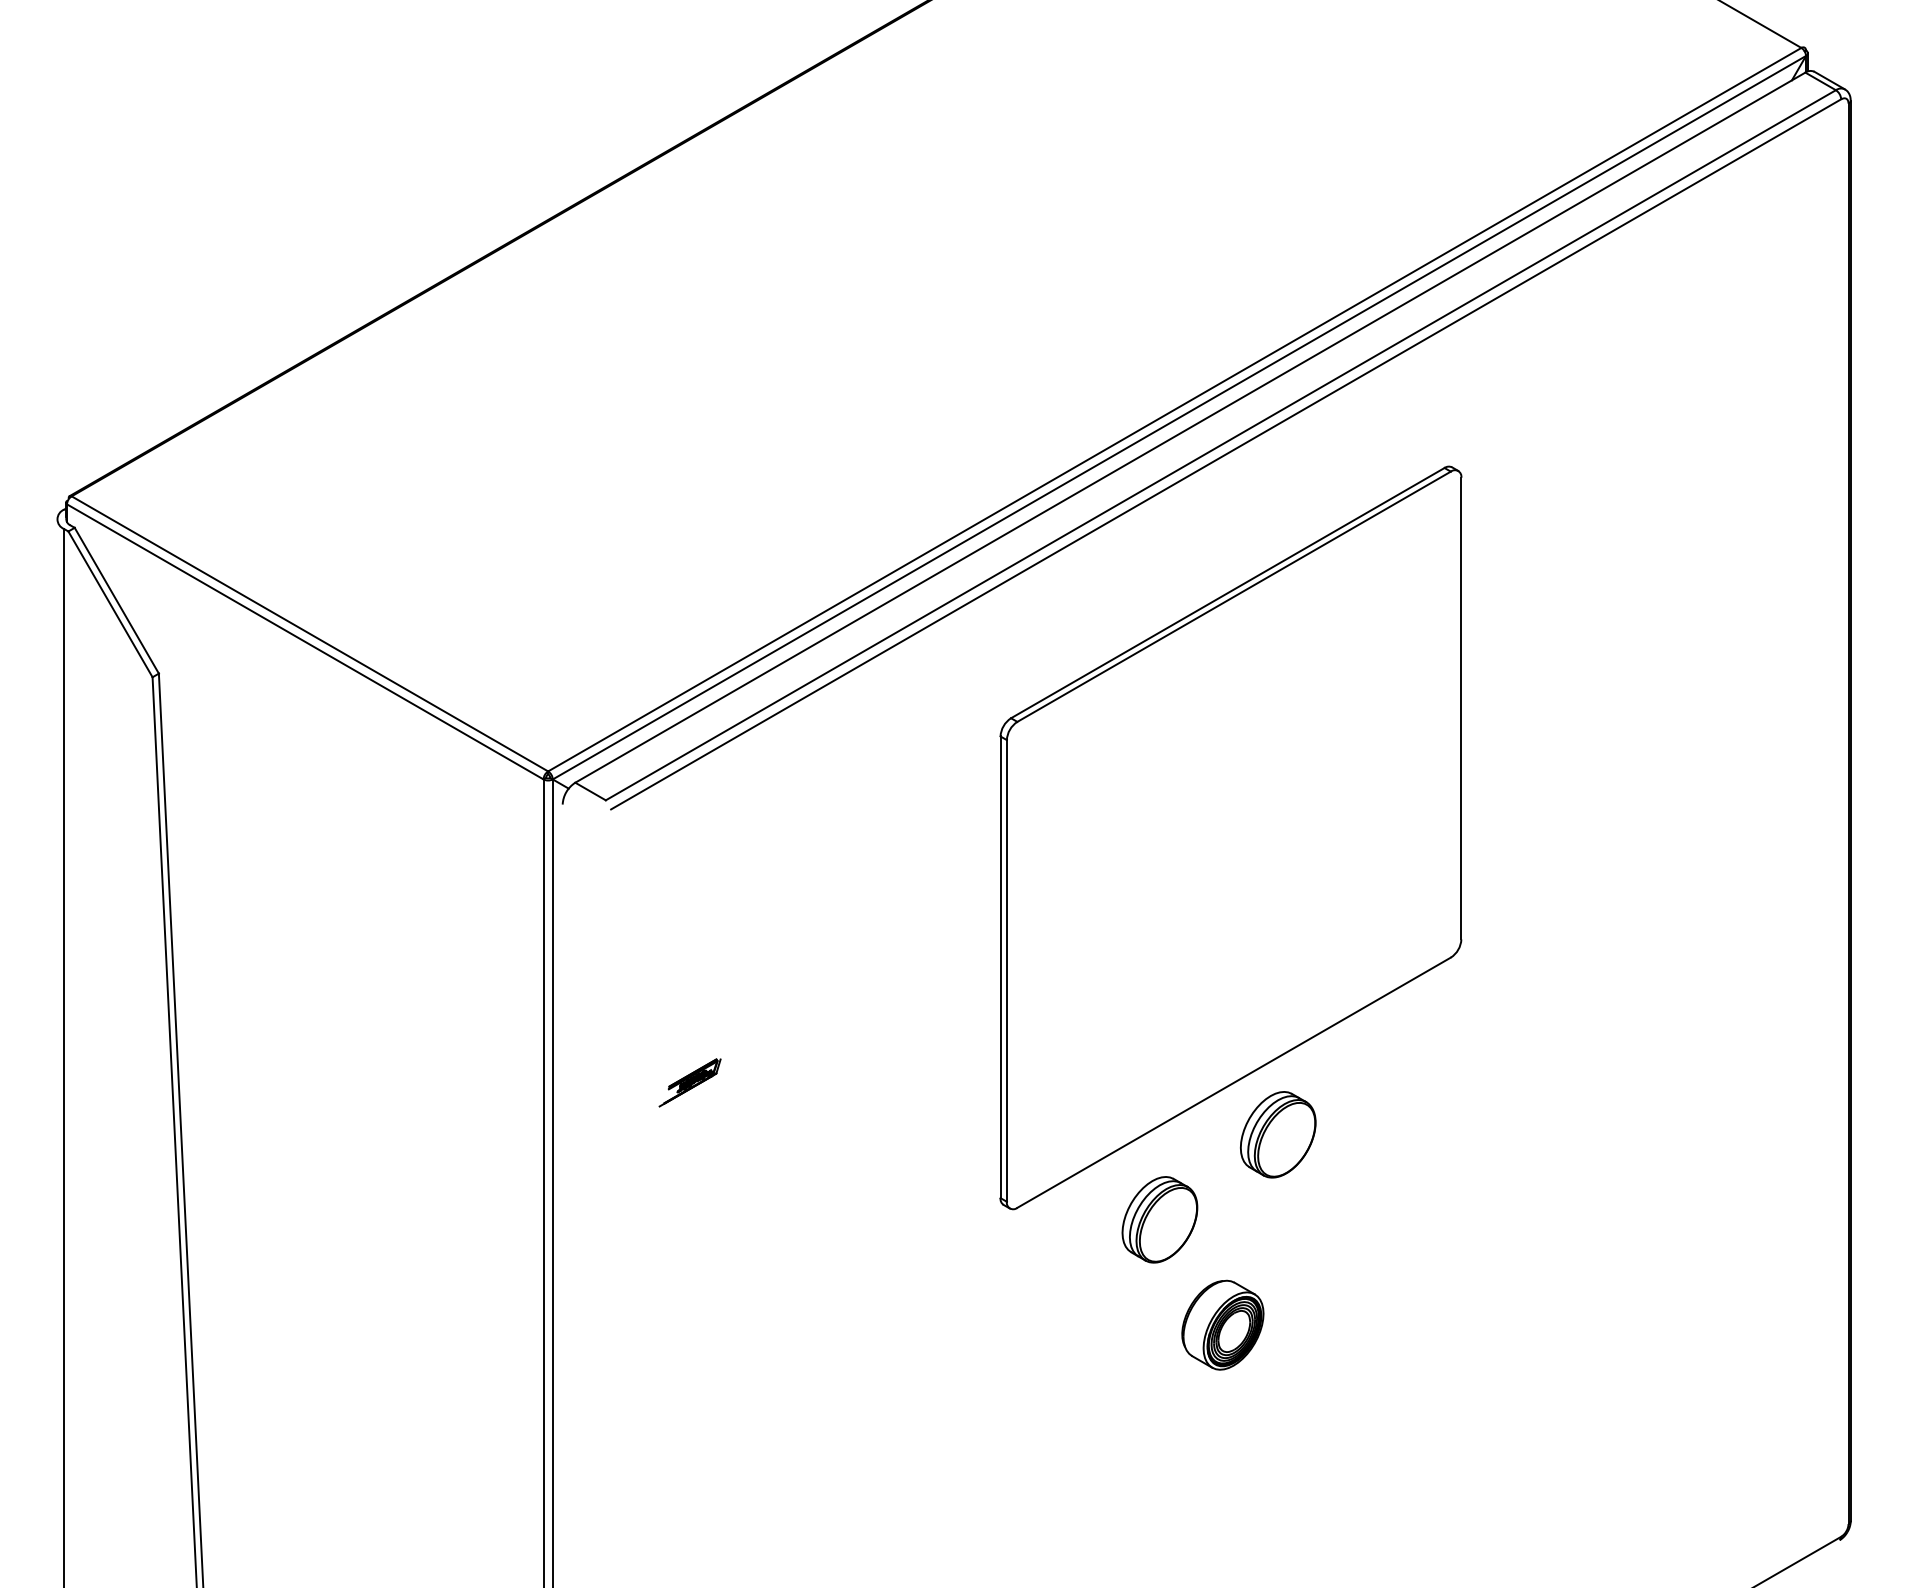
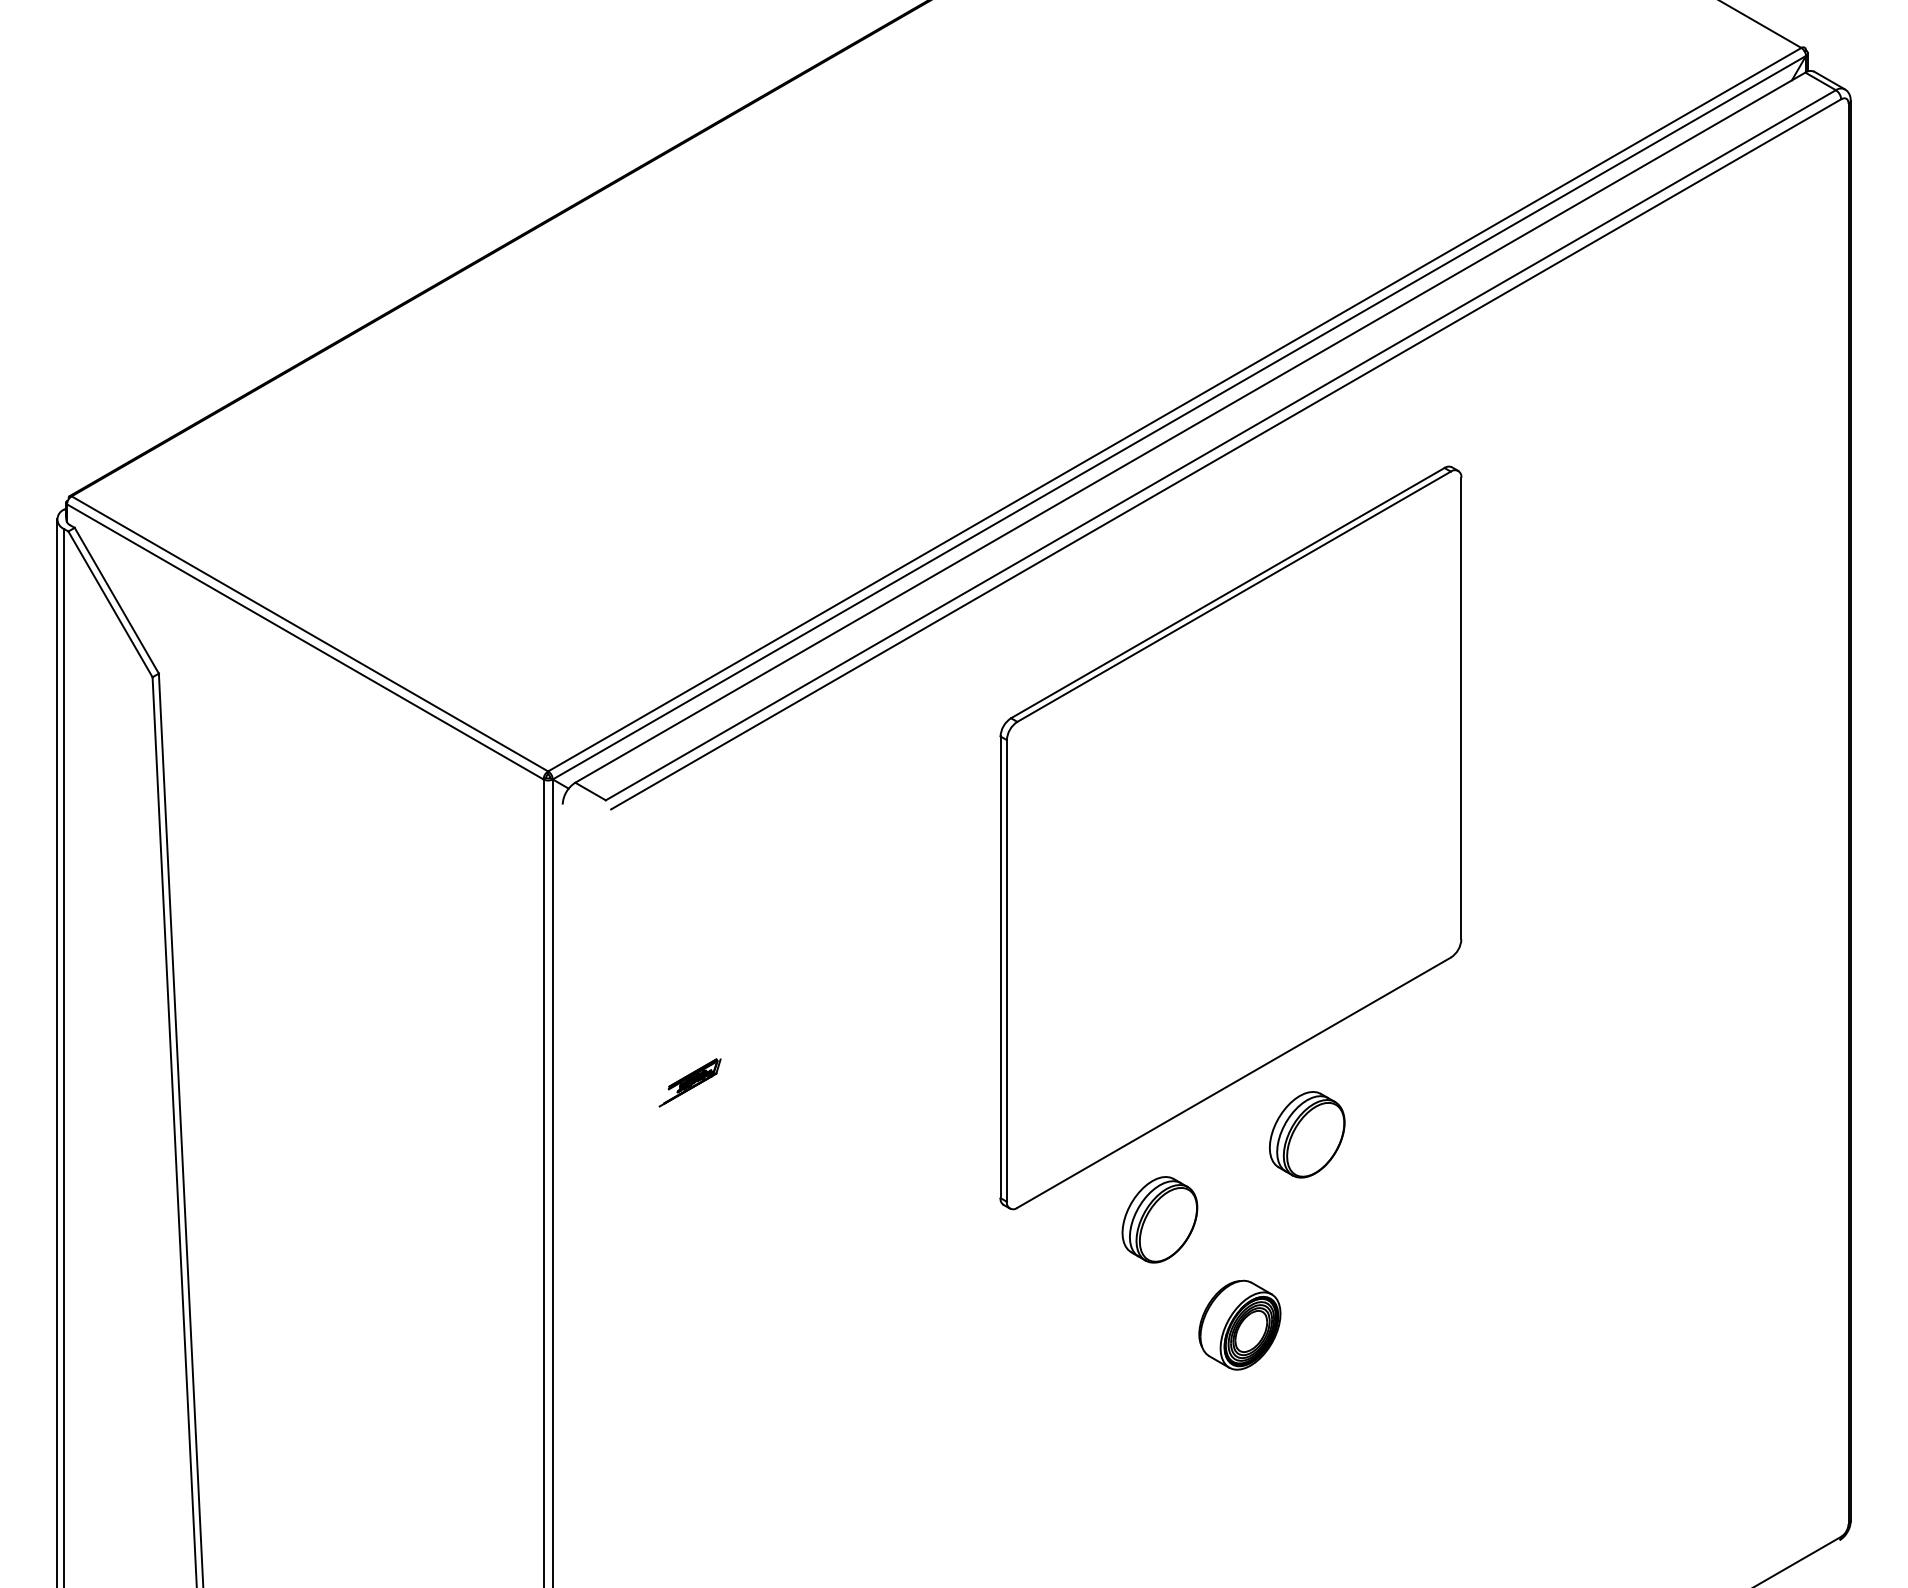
line: none -> present (57, 1051)
part position: (1278, 1134) -> (1307, 1134) (1307, 1134)
part position: (1222, 1324) -> (1239, 1324) (1239, 1324)
